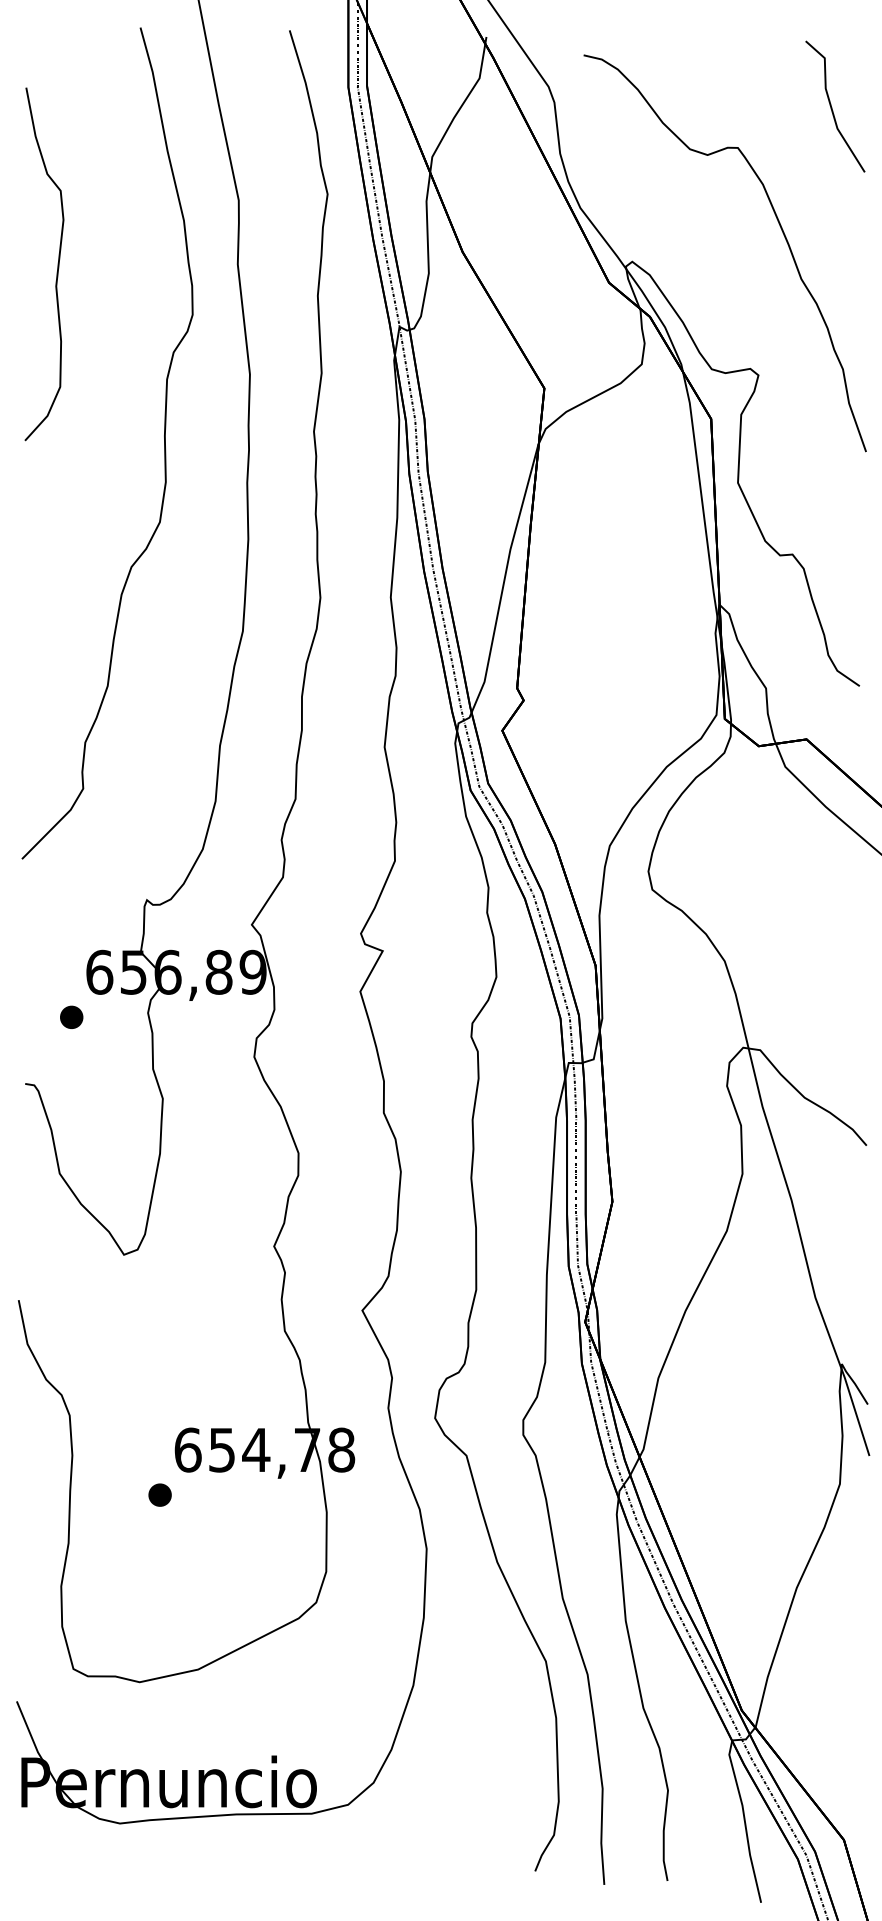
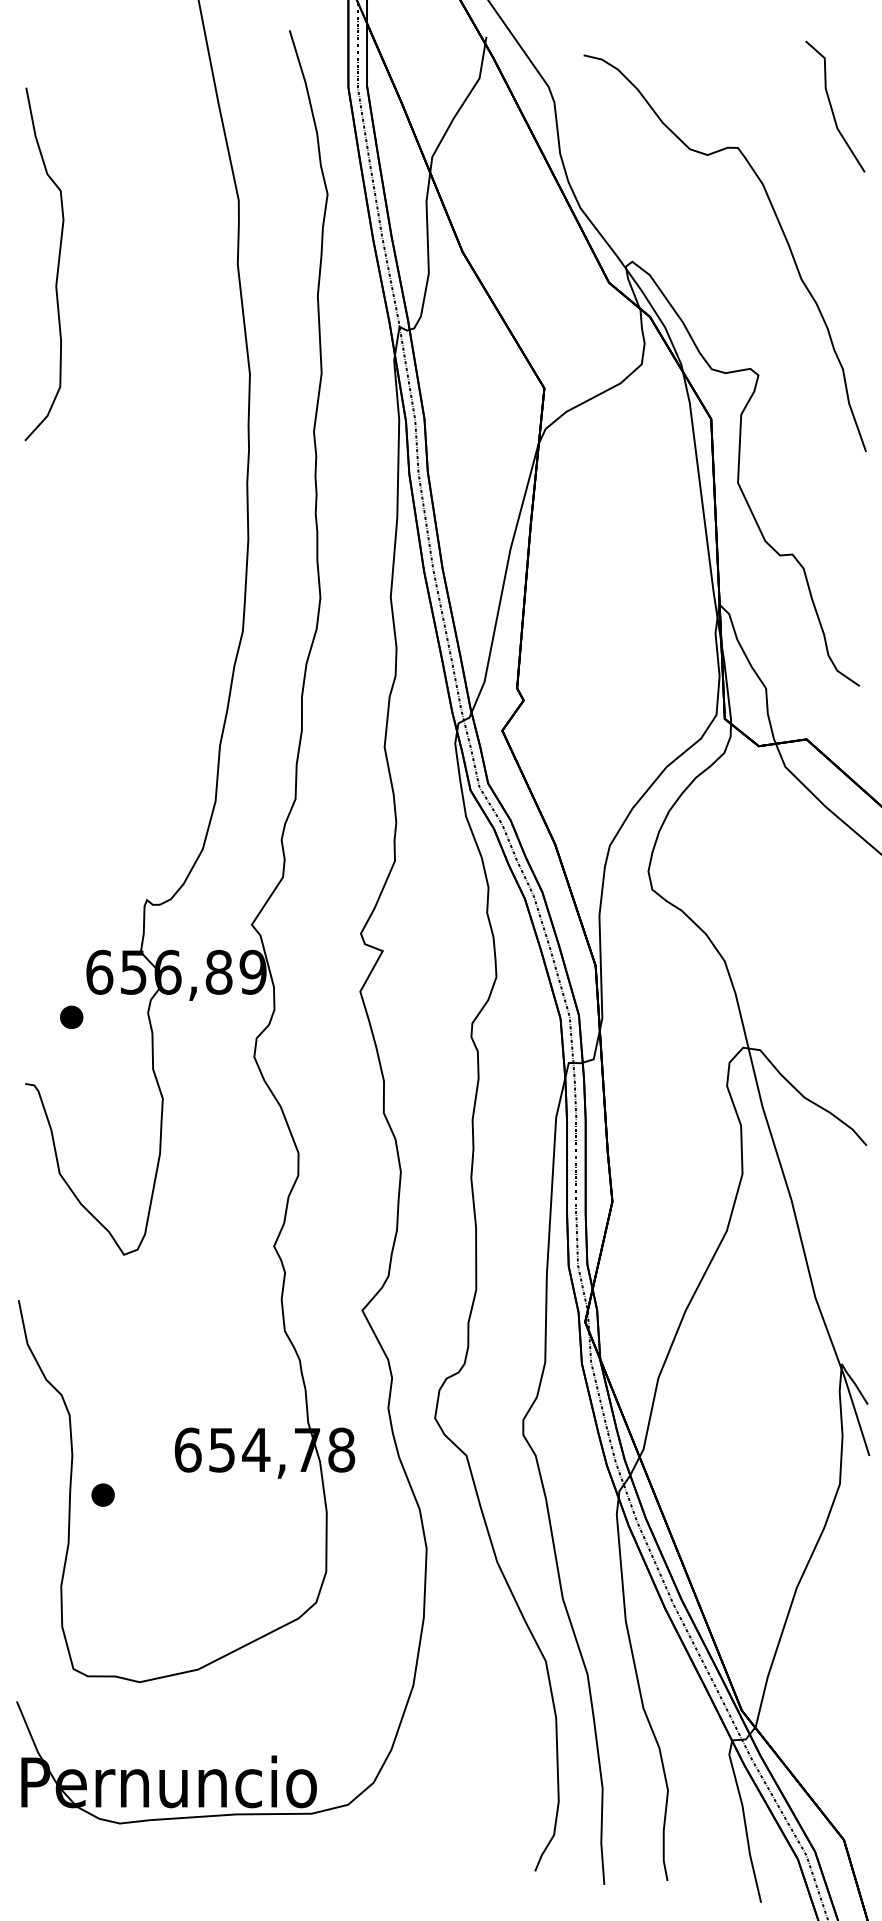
part: present -> none (164, 443)
part position: (159, 1494) -> (102, 1494) (102, 1494)
